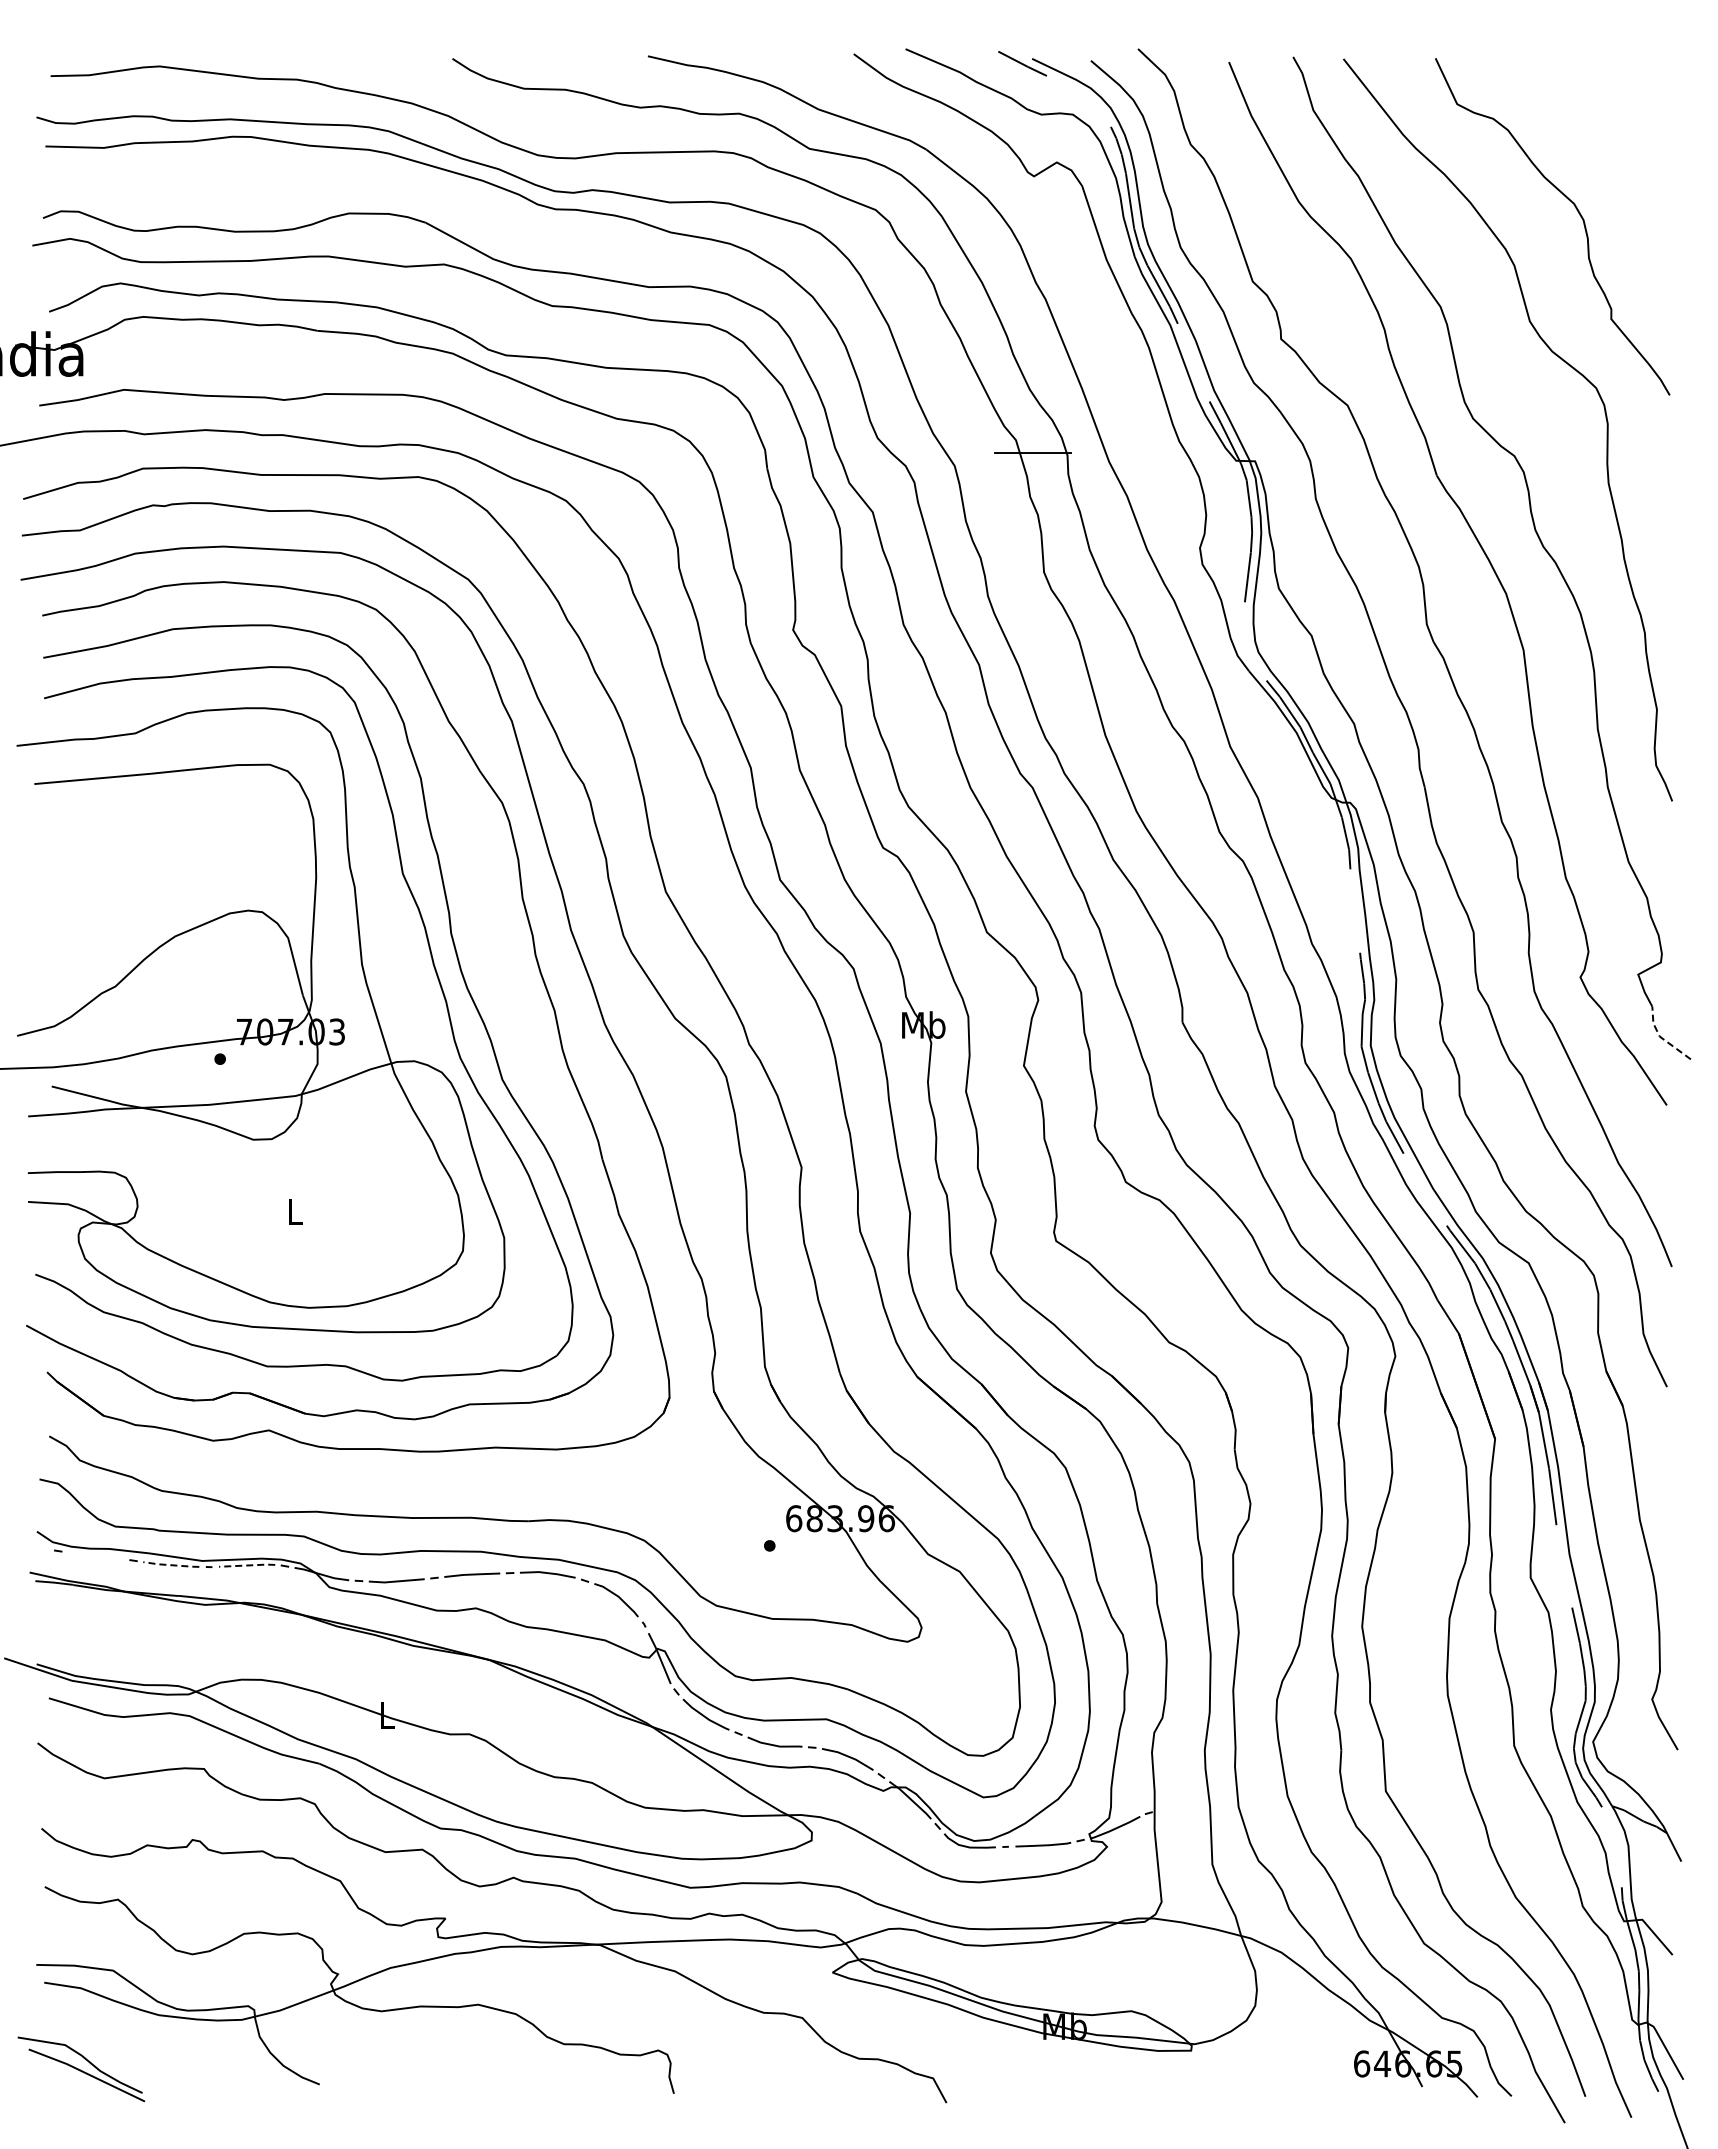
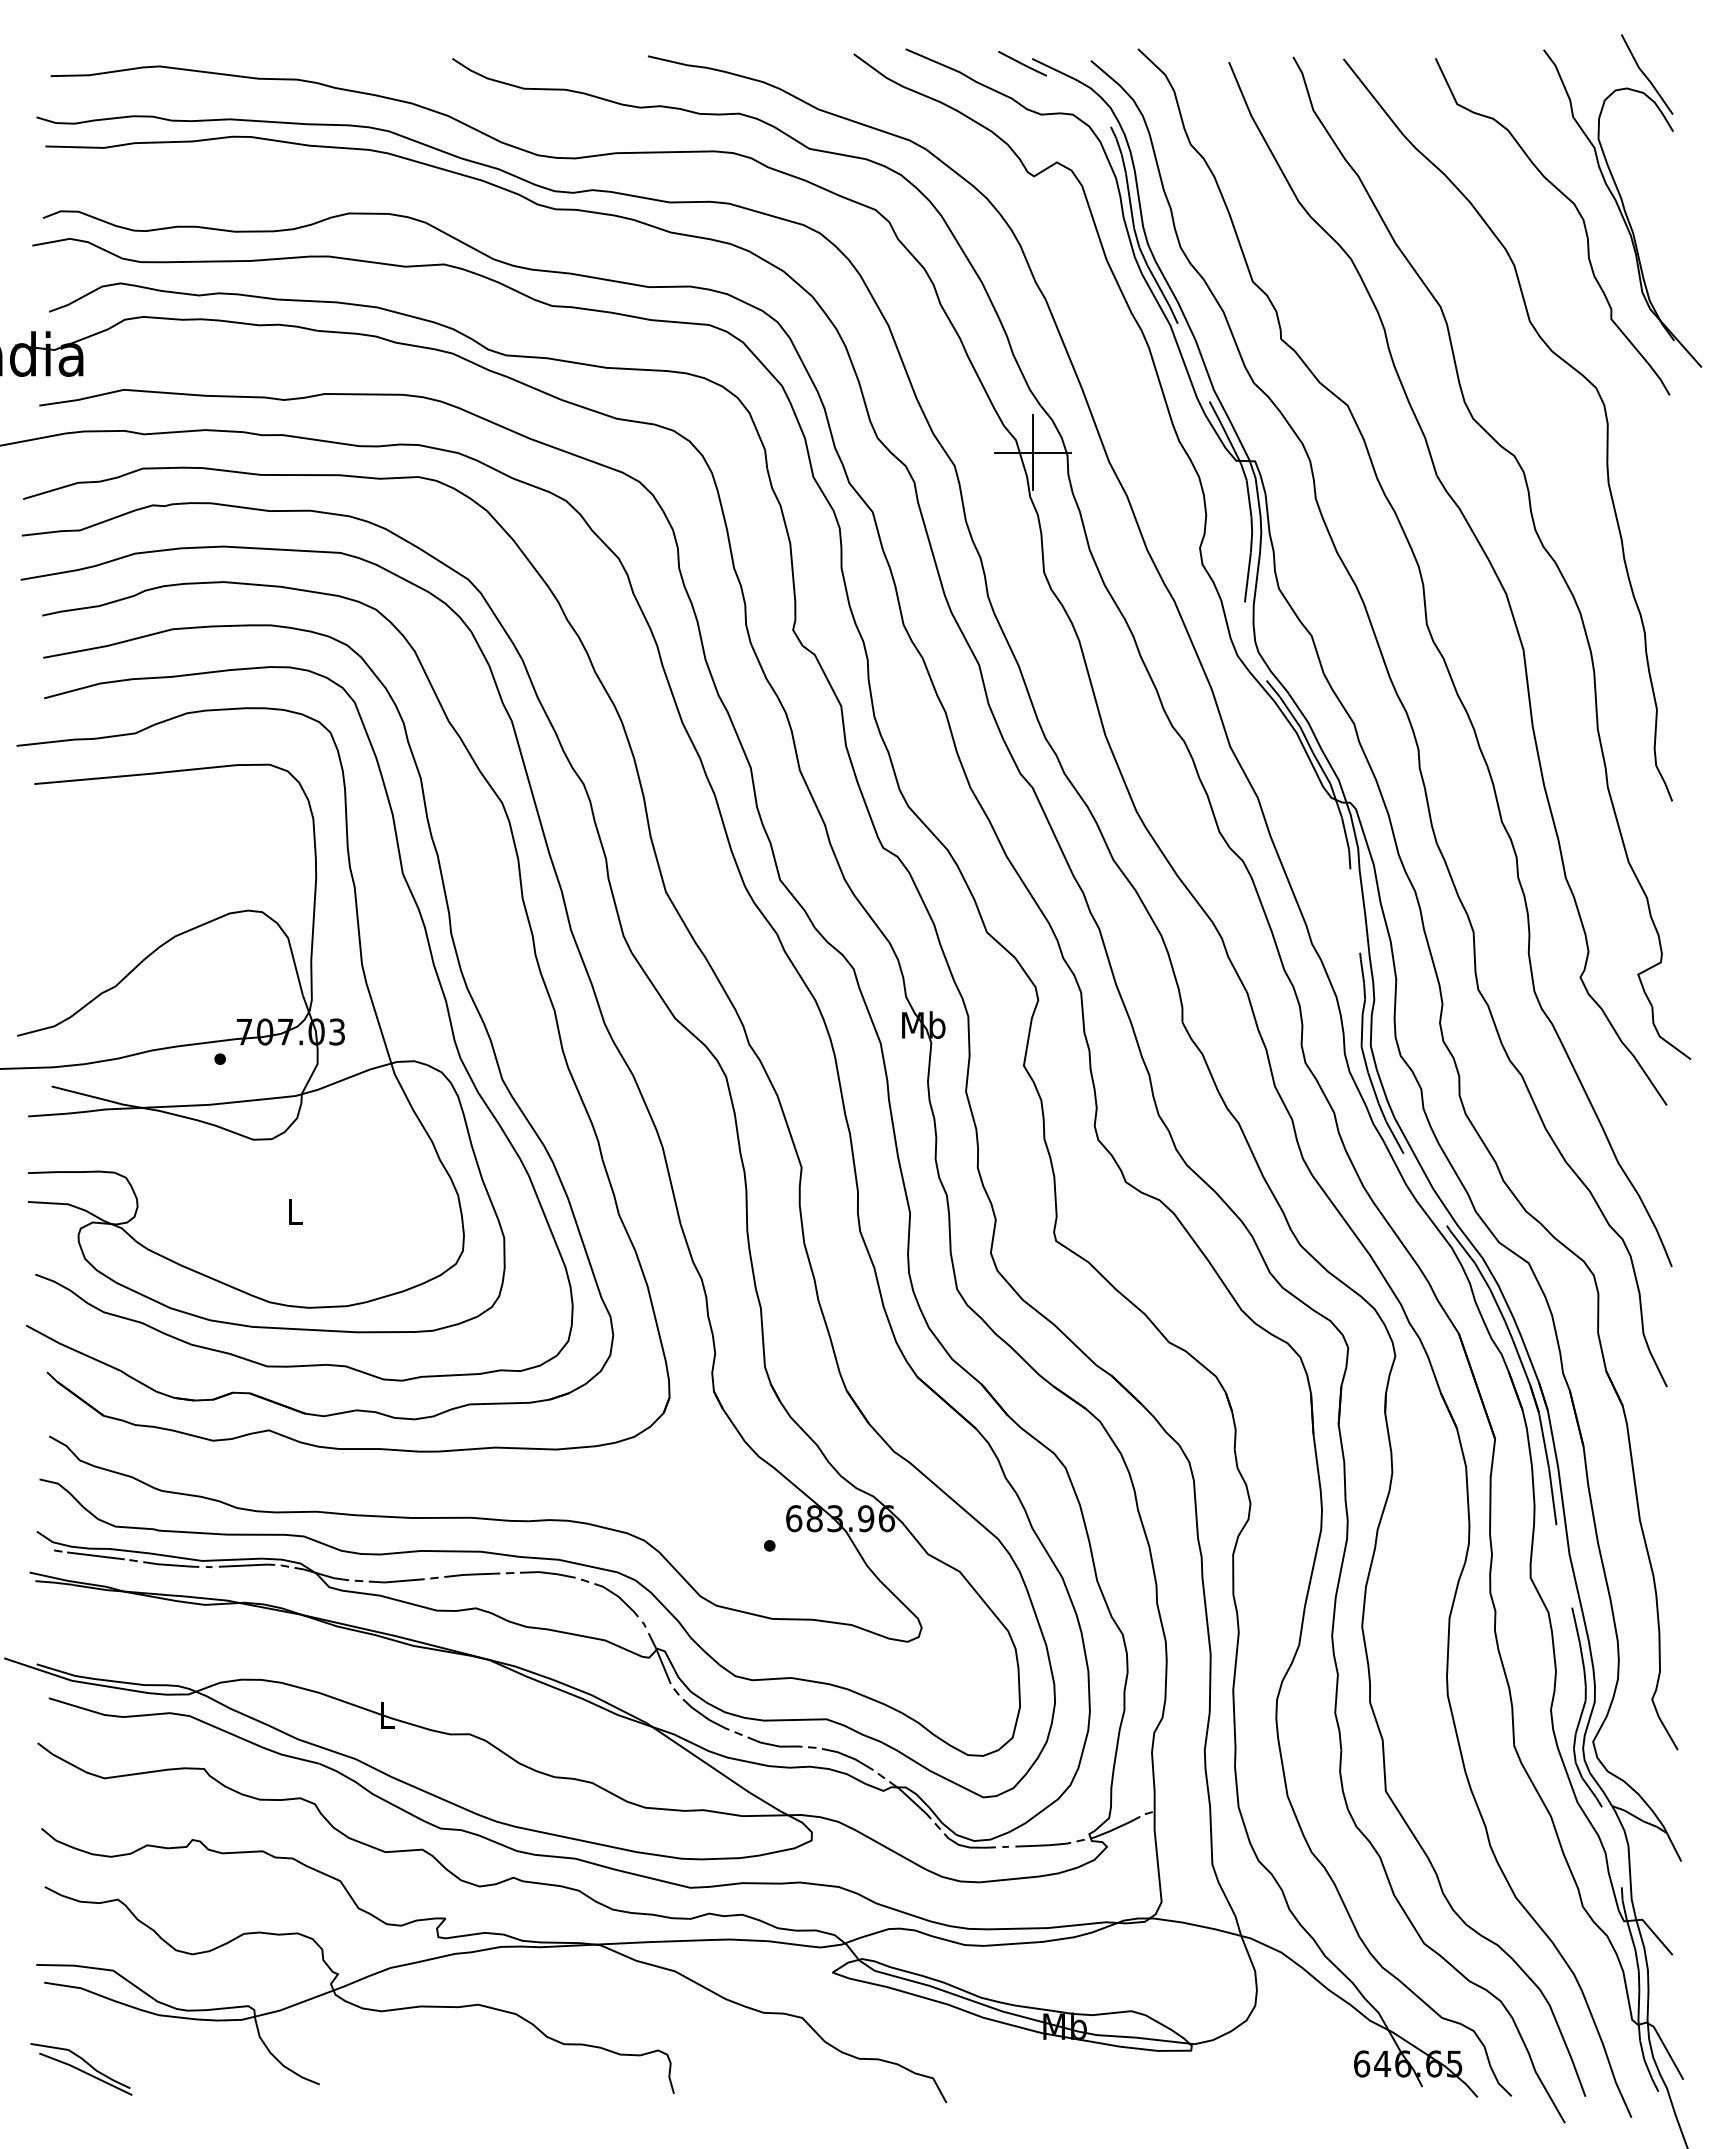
part: none -> present (1622, 200)
line: none -> present (1032, 452)
line: dashed -> solid (1661, 1037)
line: none -> present (95, 1555)
line: dashed -> solid (171, 1565)
line: dashed -> solid (247, 1565)
part size: 129x67 px -> 103x53 px (81, 2069)
